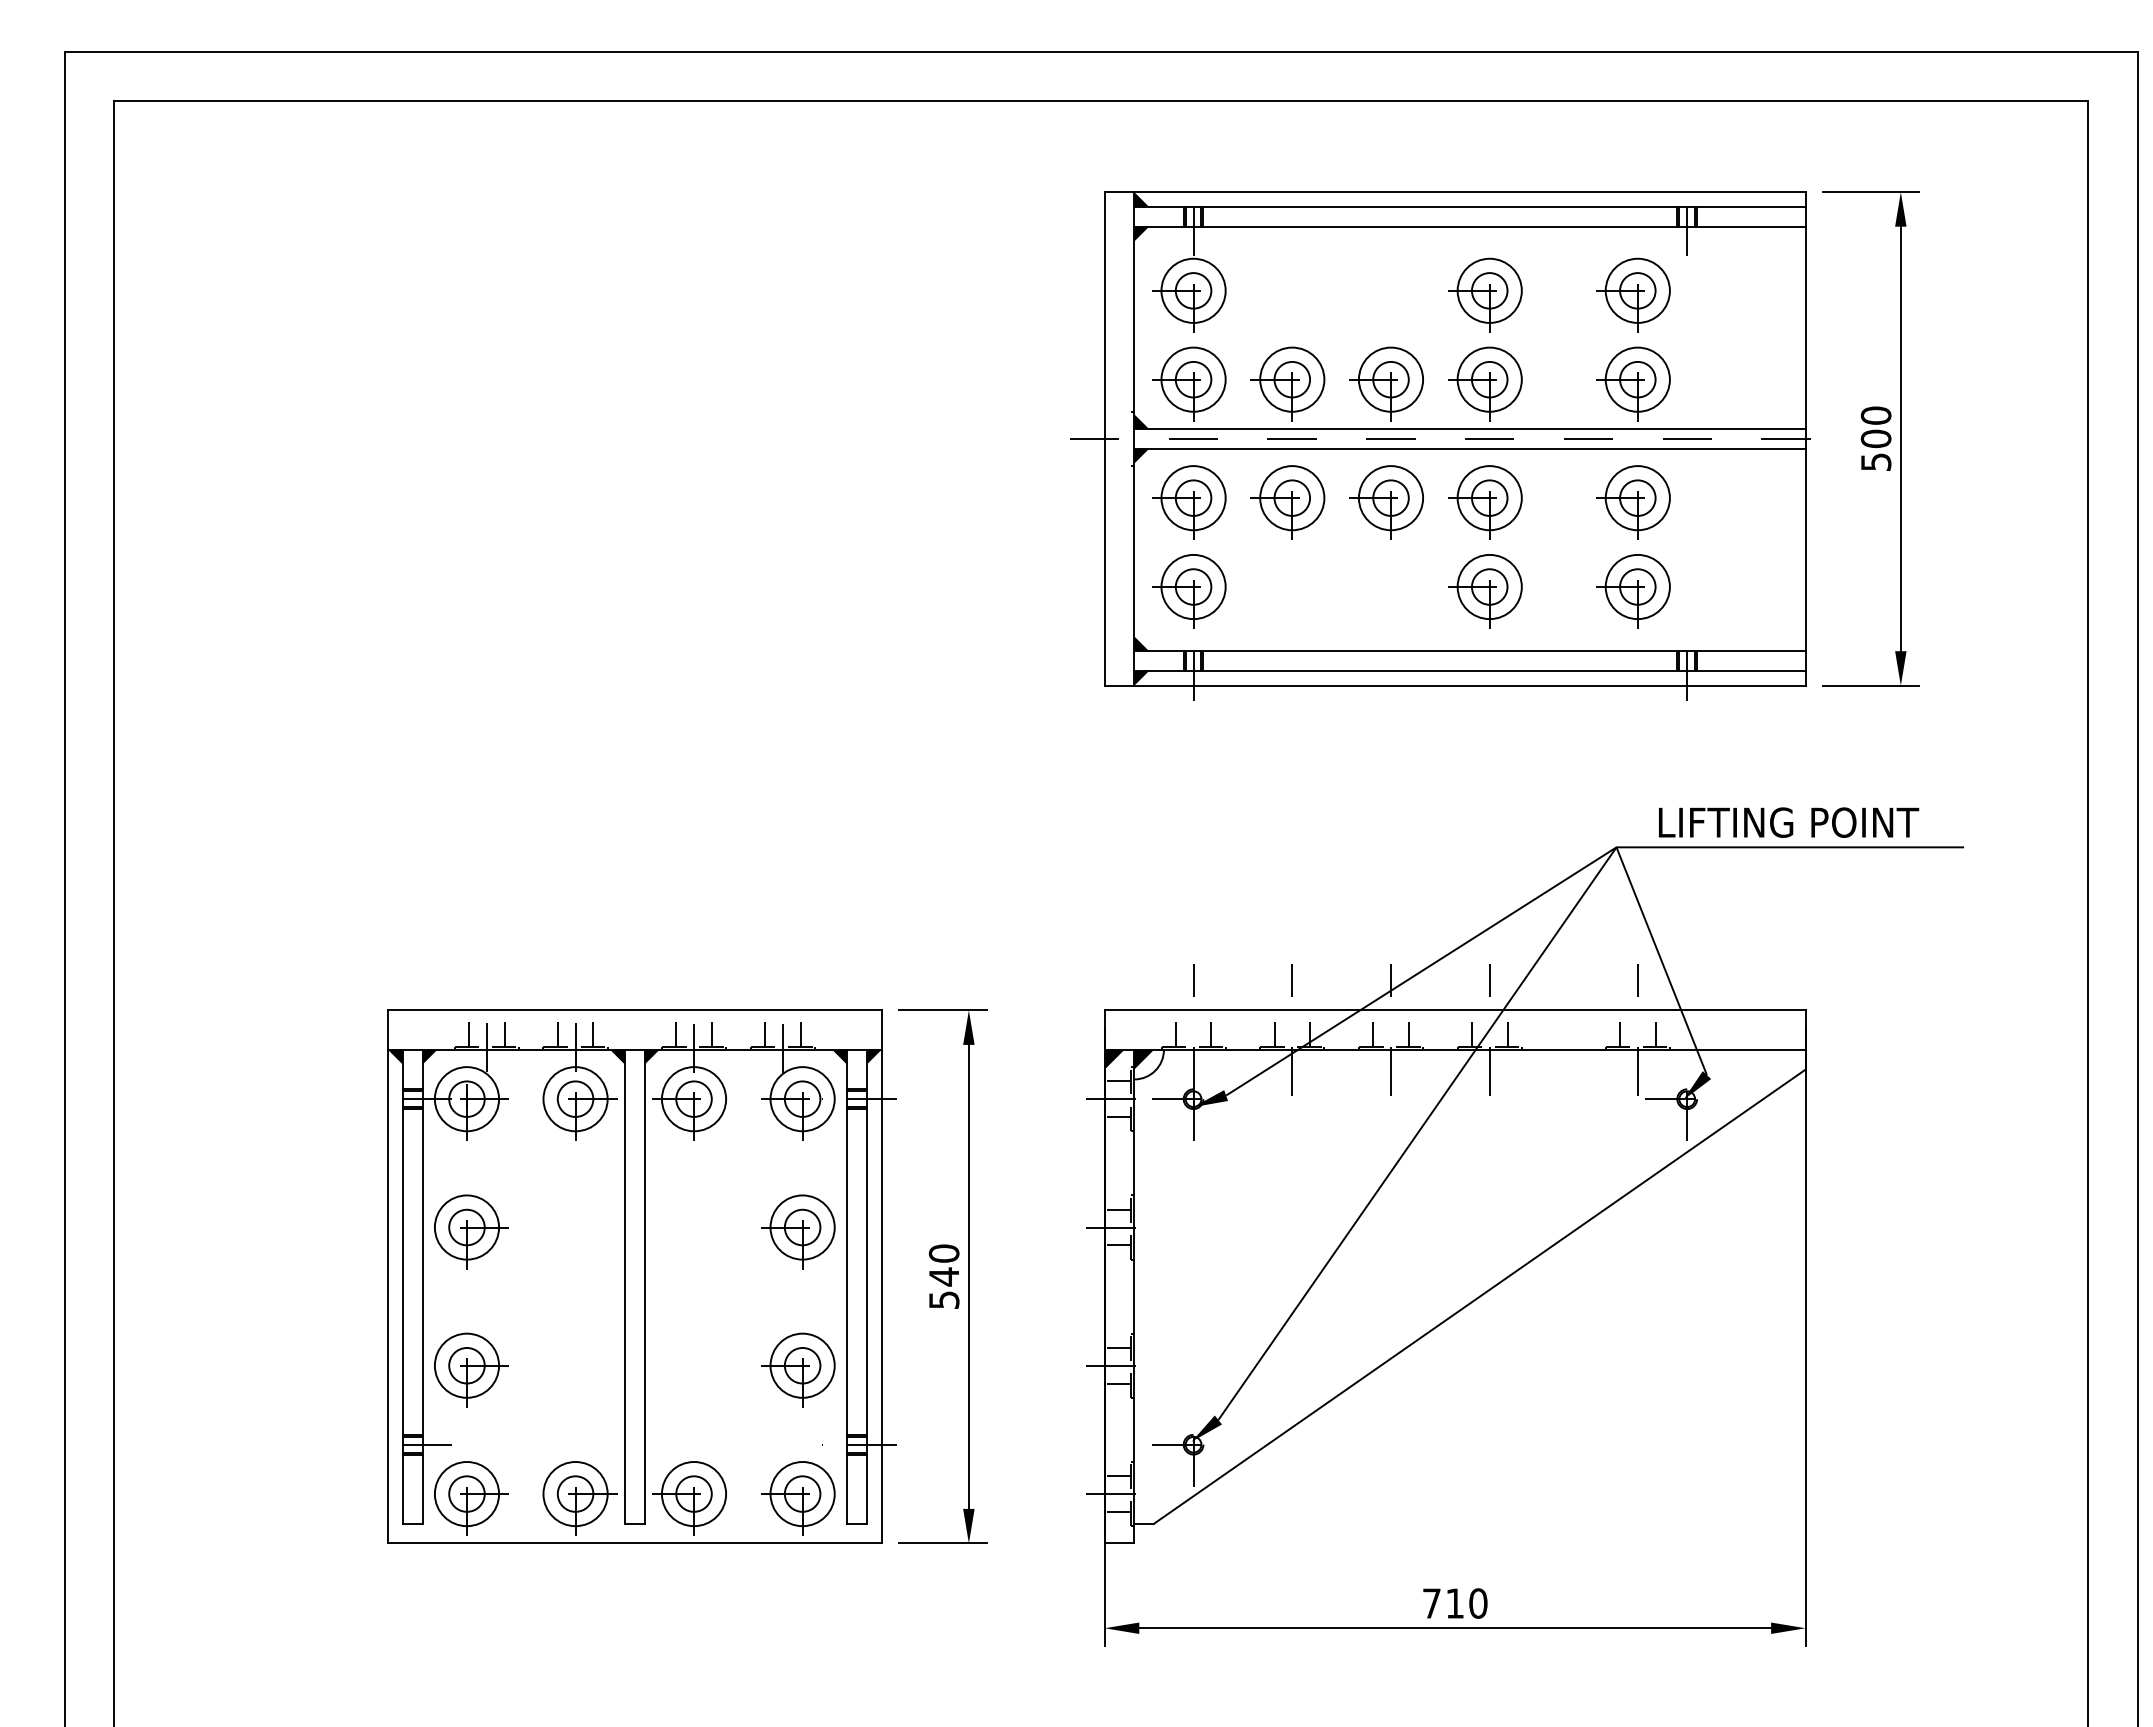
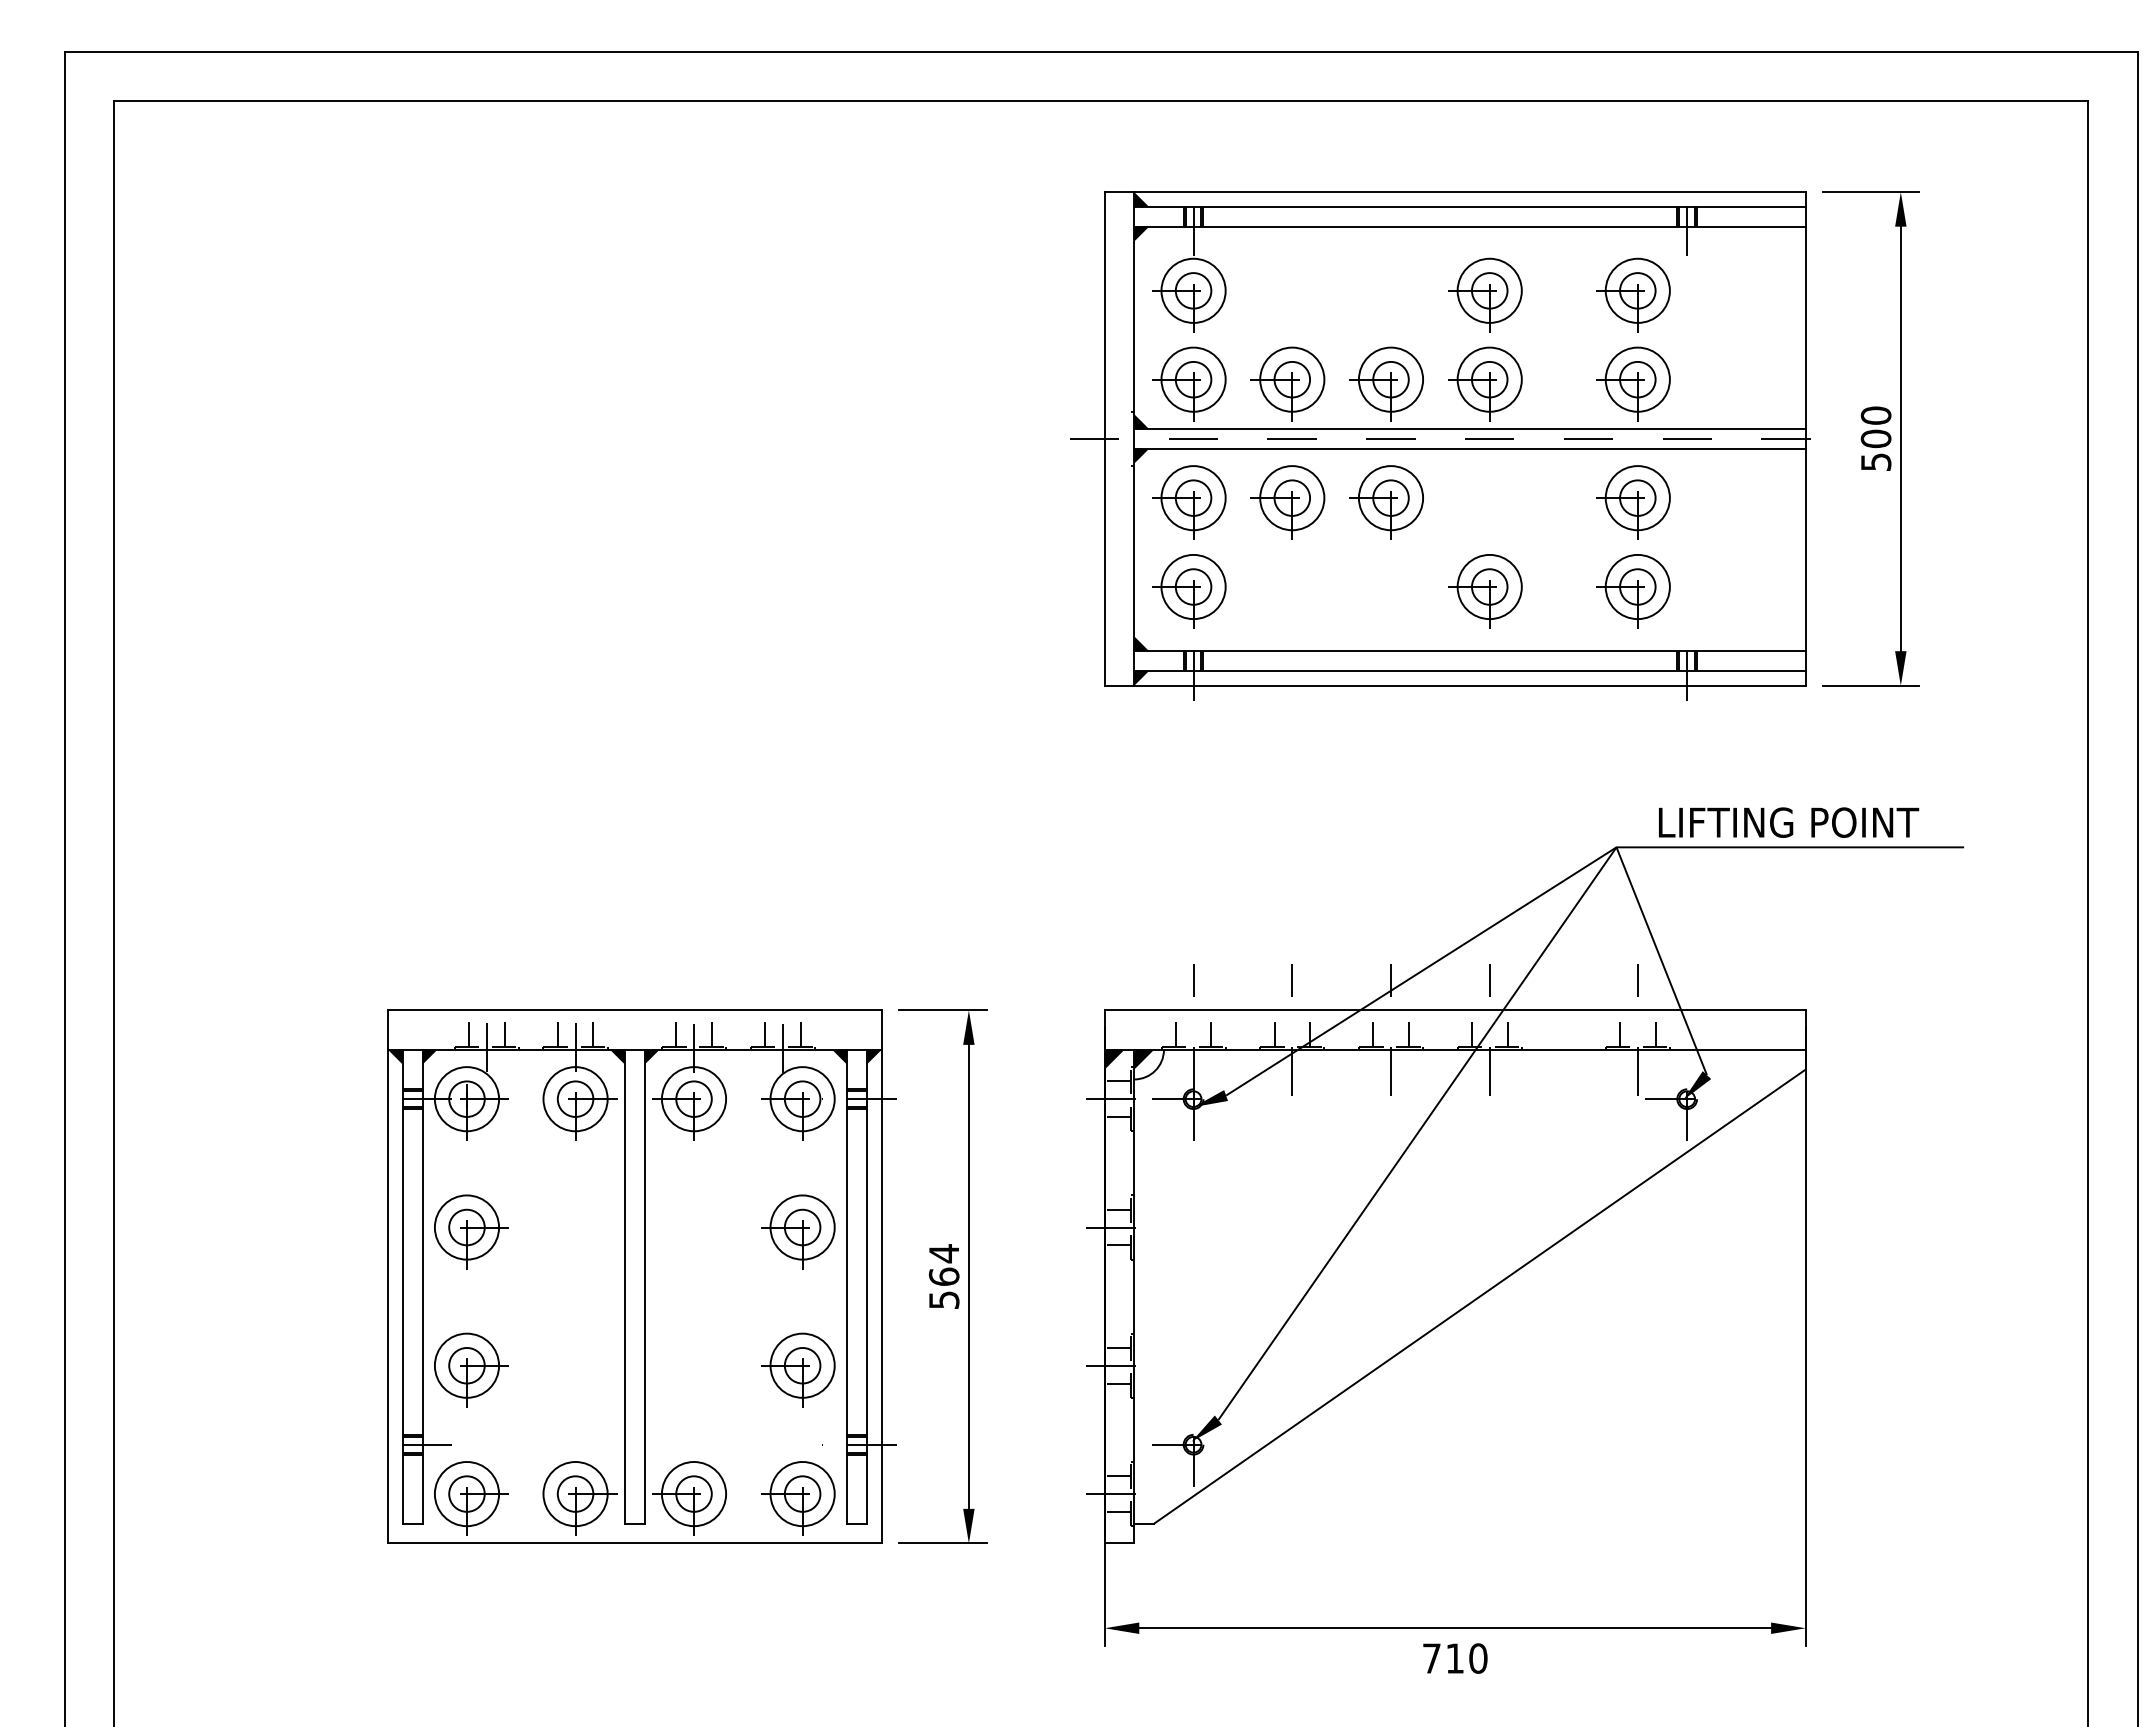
part: present -> none (1485, 502)
text: 540 -> 564 (943, 1265)
text position: (1455, 1603) -> (1455, 1658) (1455, 1658)
